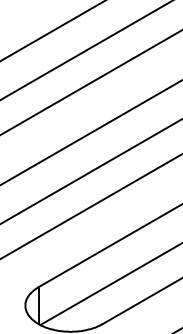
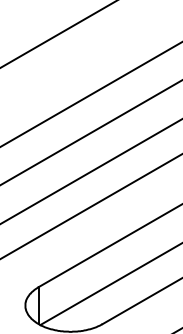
line position: (52, 31) -> (58, 34) (58, 34)
line: present -> none (85, 50)
line position: (90, 82) -> (90, 94) (90, 94)
